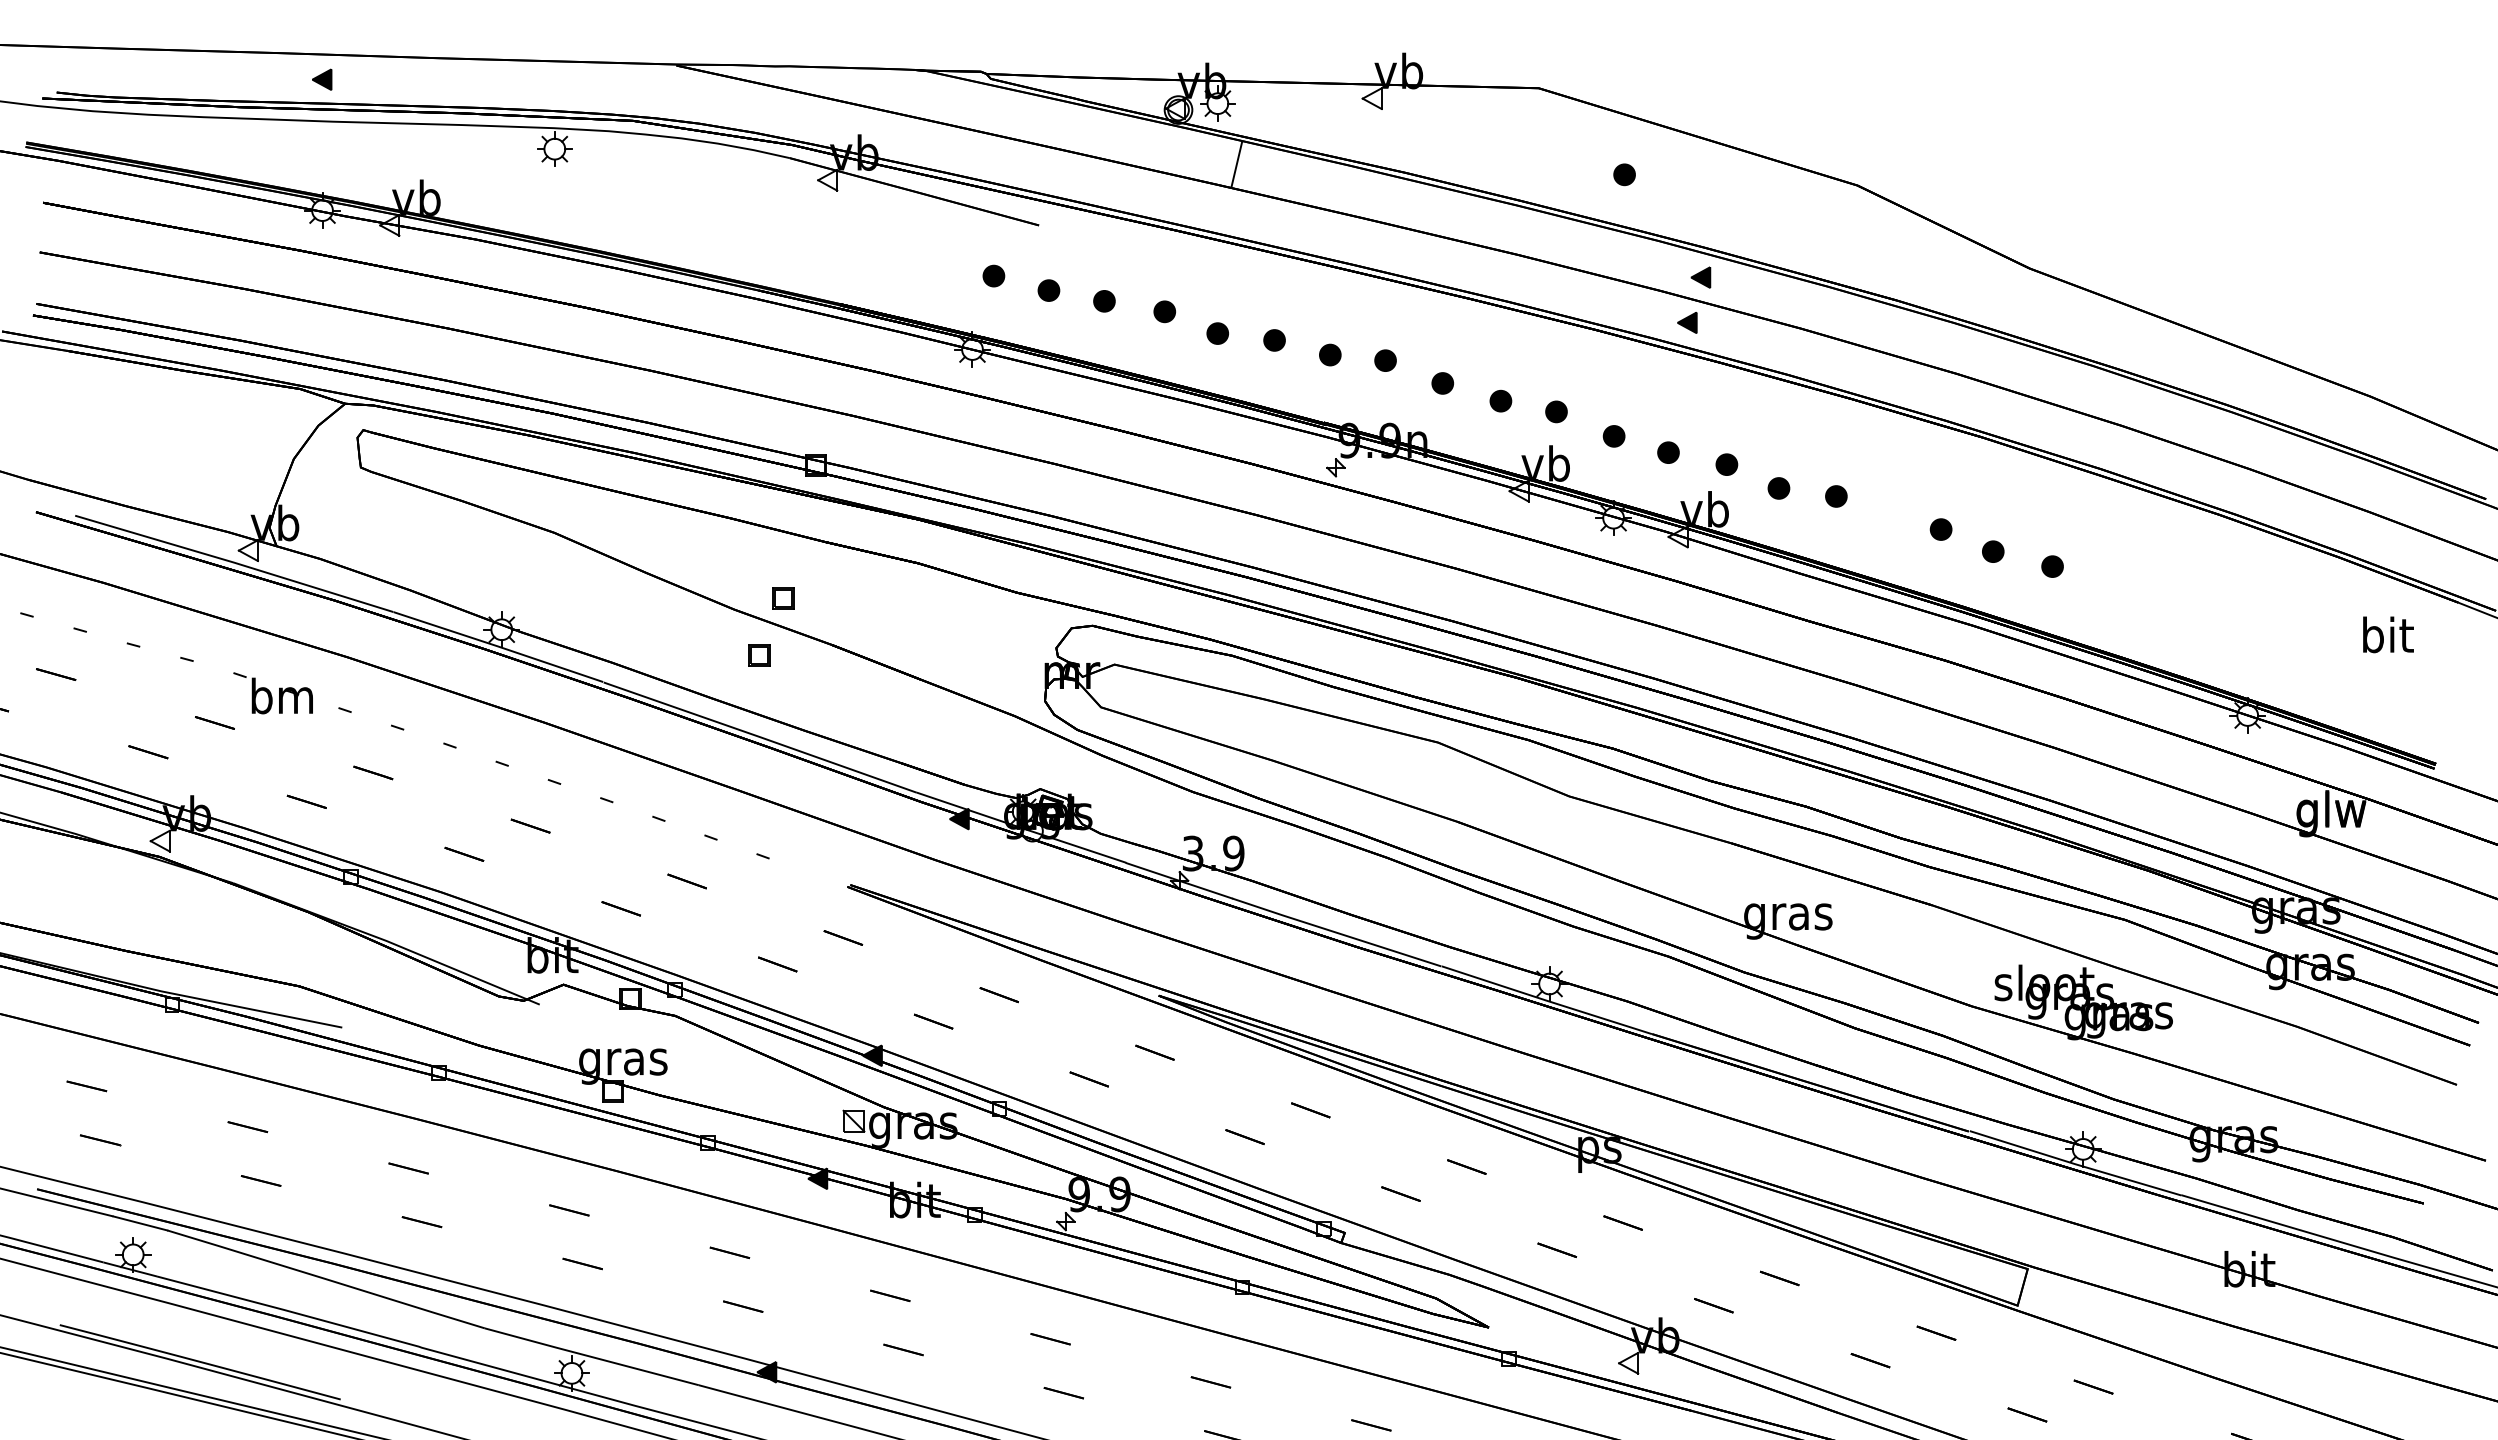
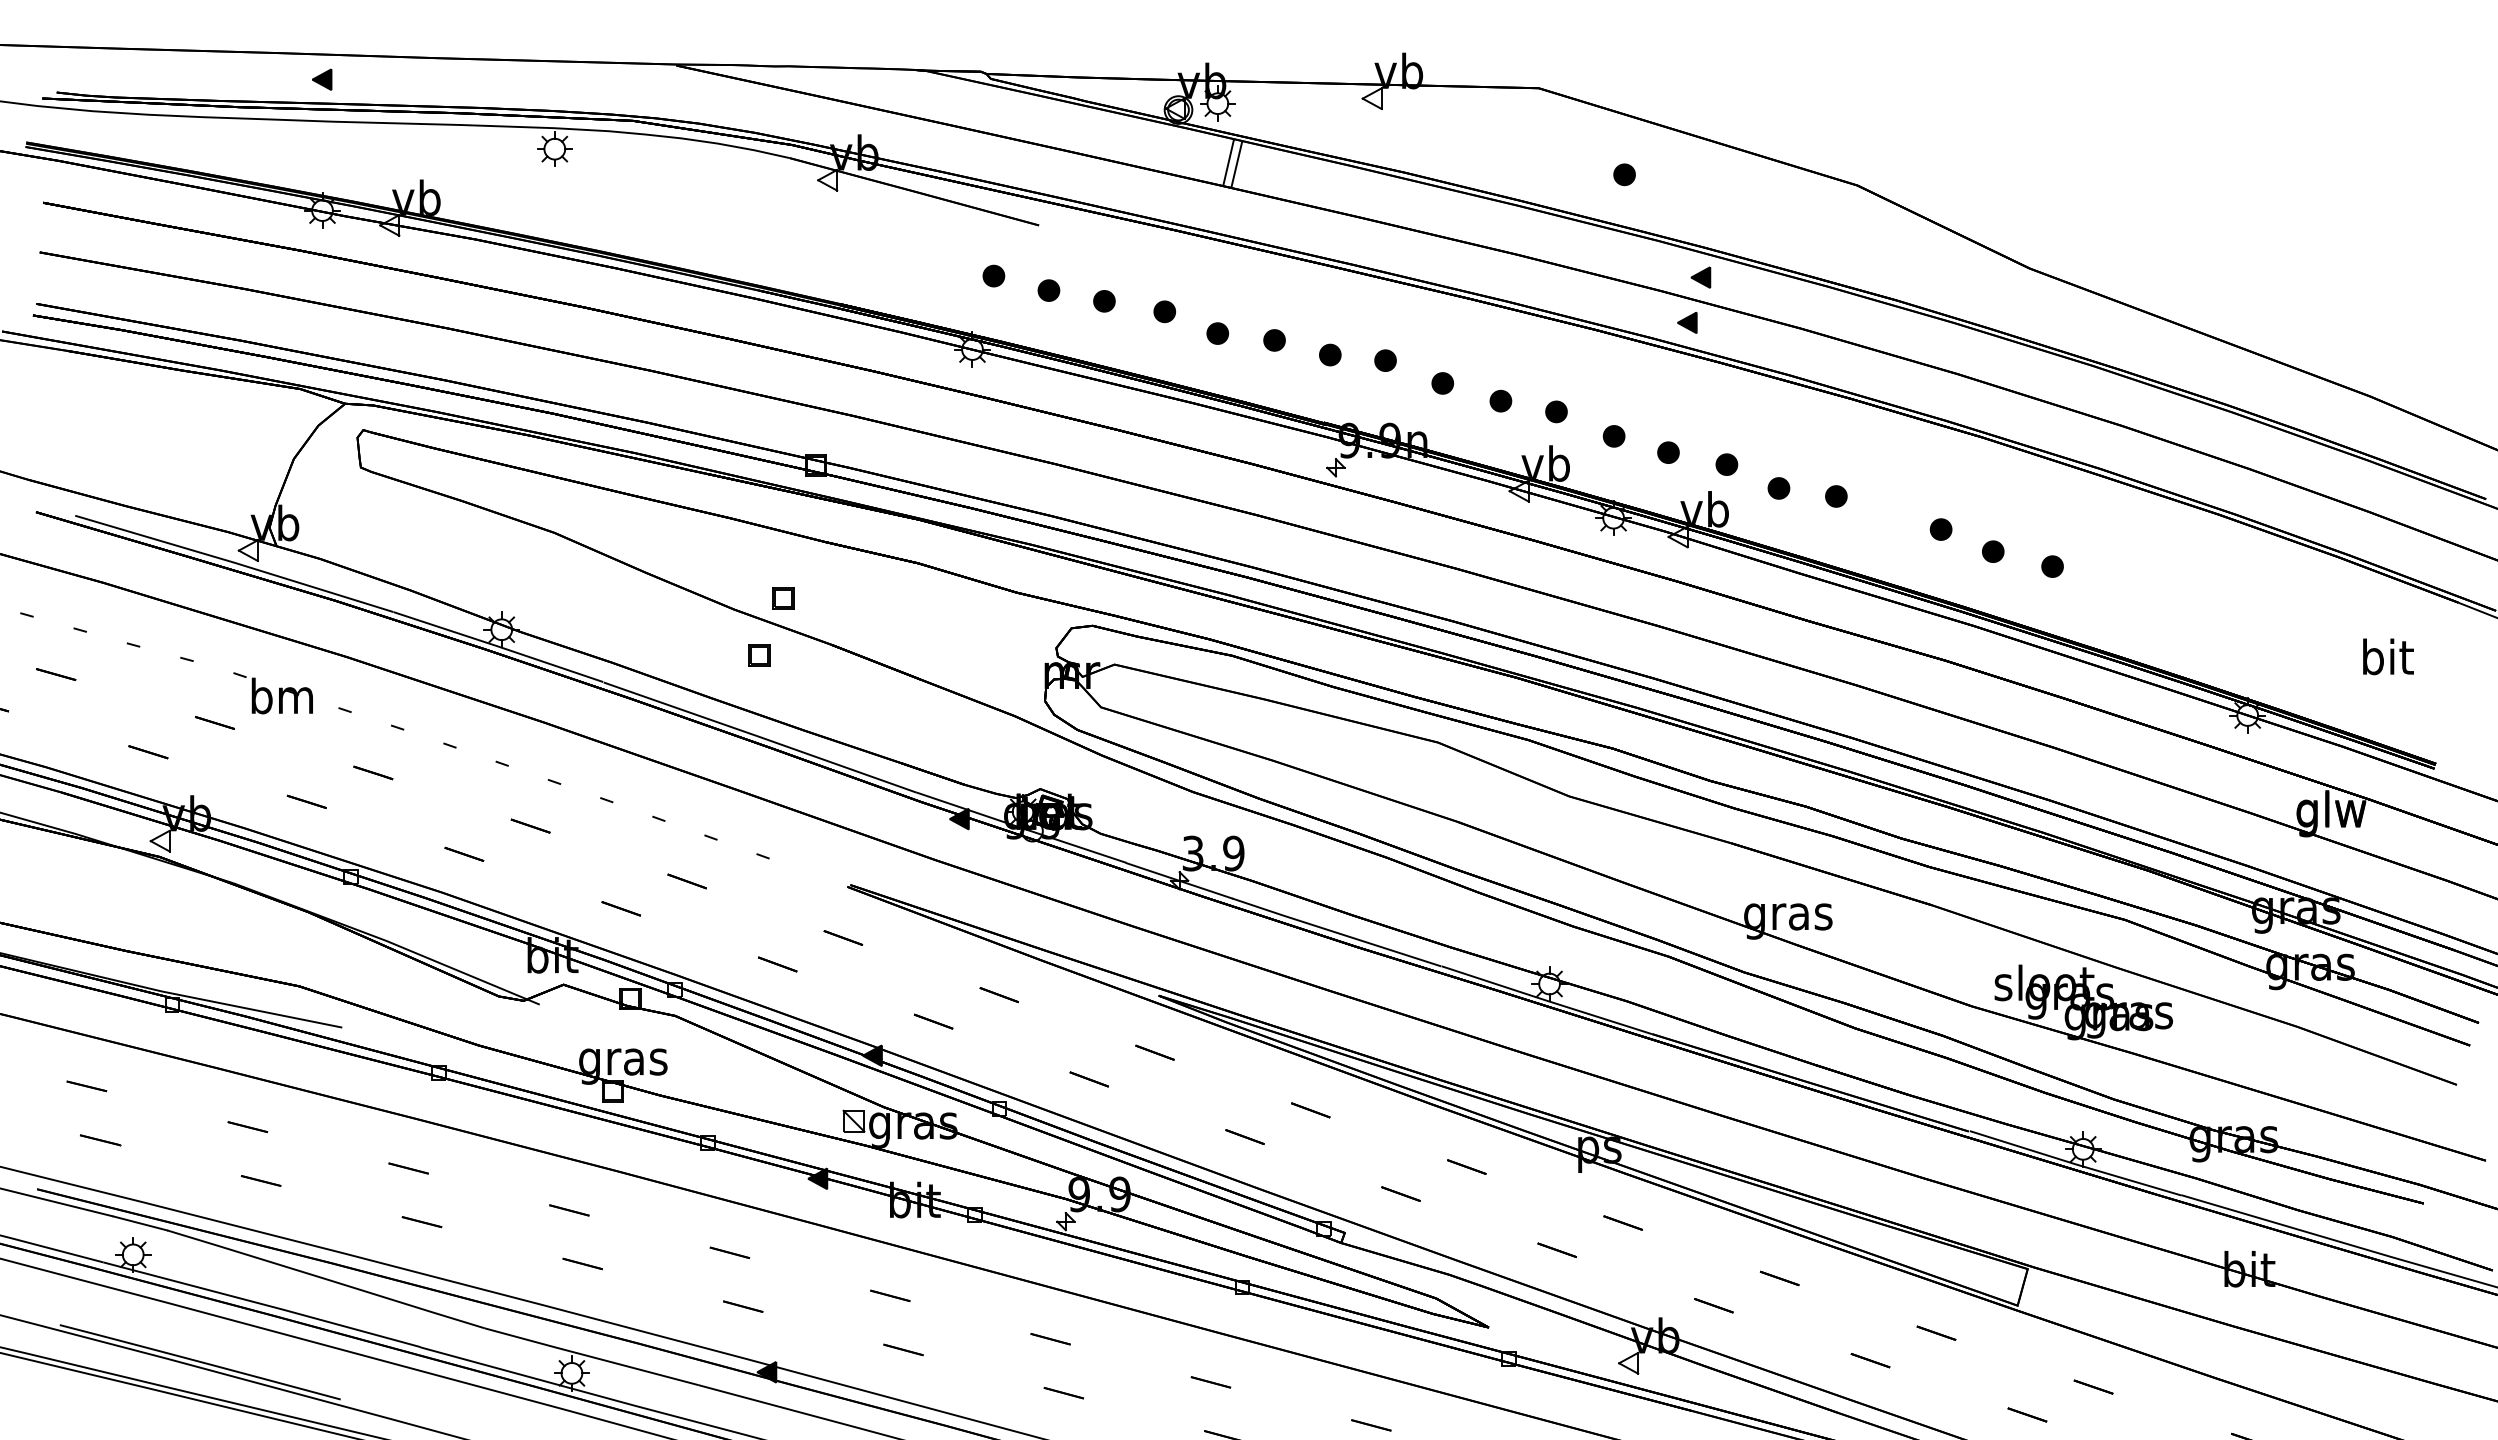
line: none -> present (1228, 162)
text position: (2388, 634) -> (2388, 656) (2388, 656)
